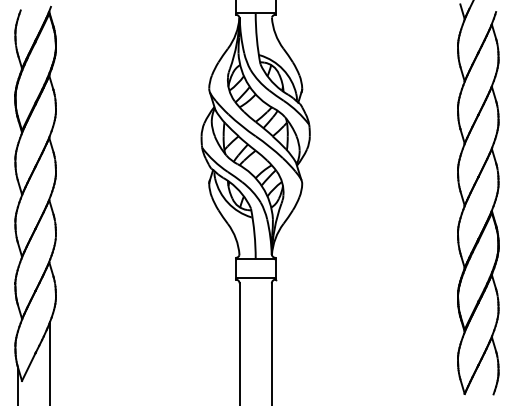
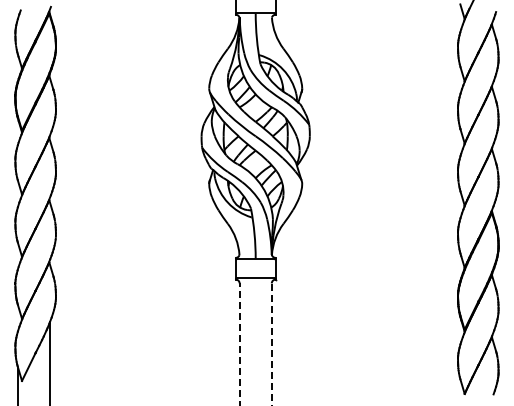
line: solid -> dashed (239, 343)
line: solid -> dashed (271, 344)
